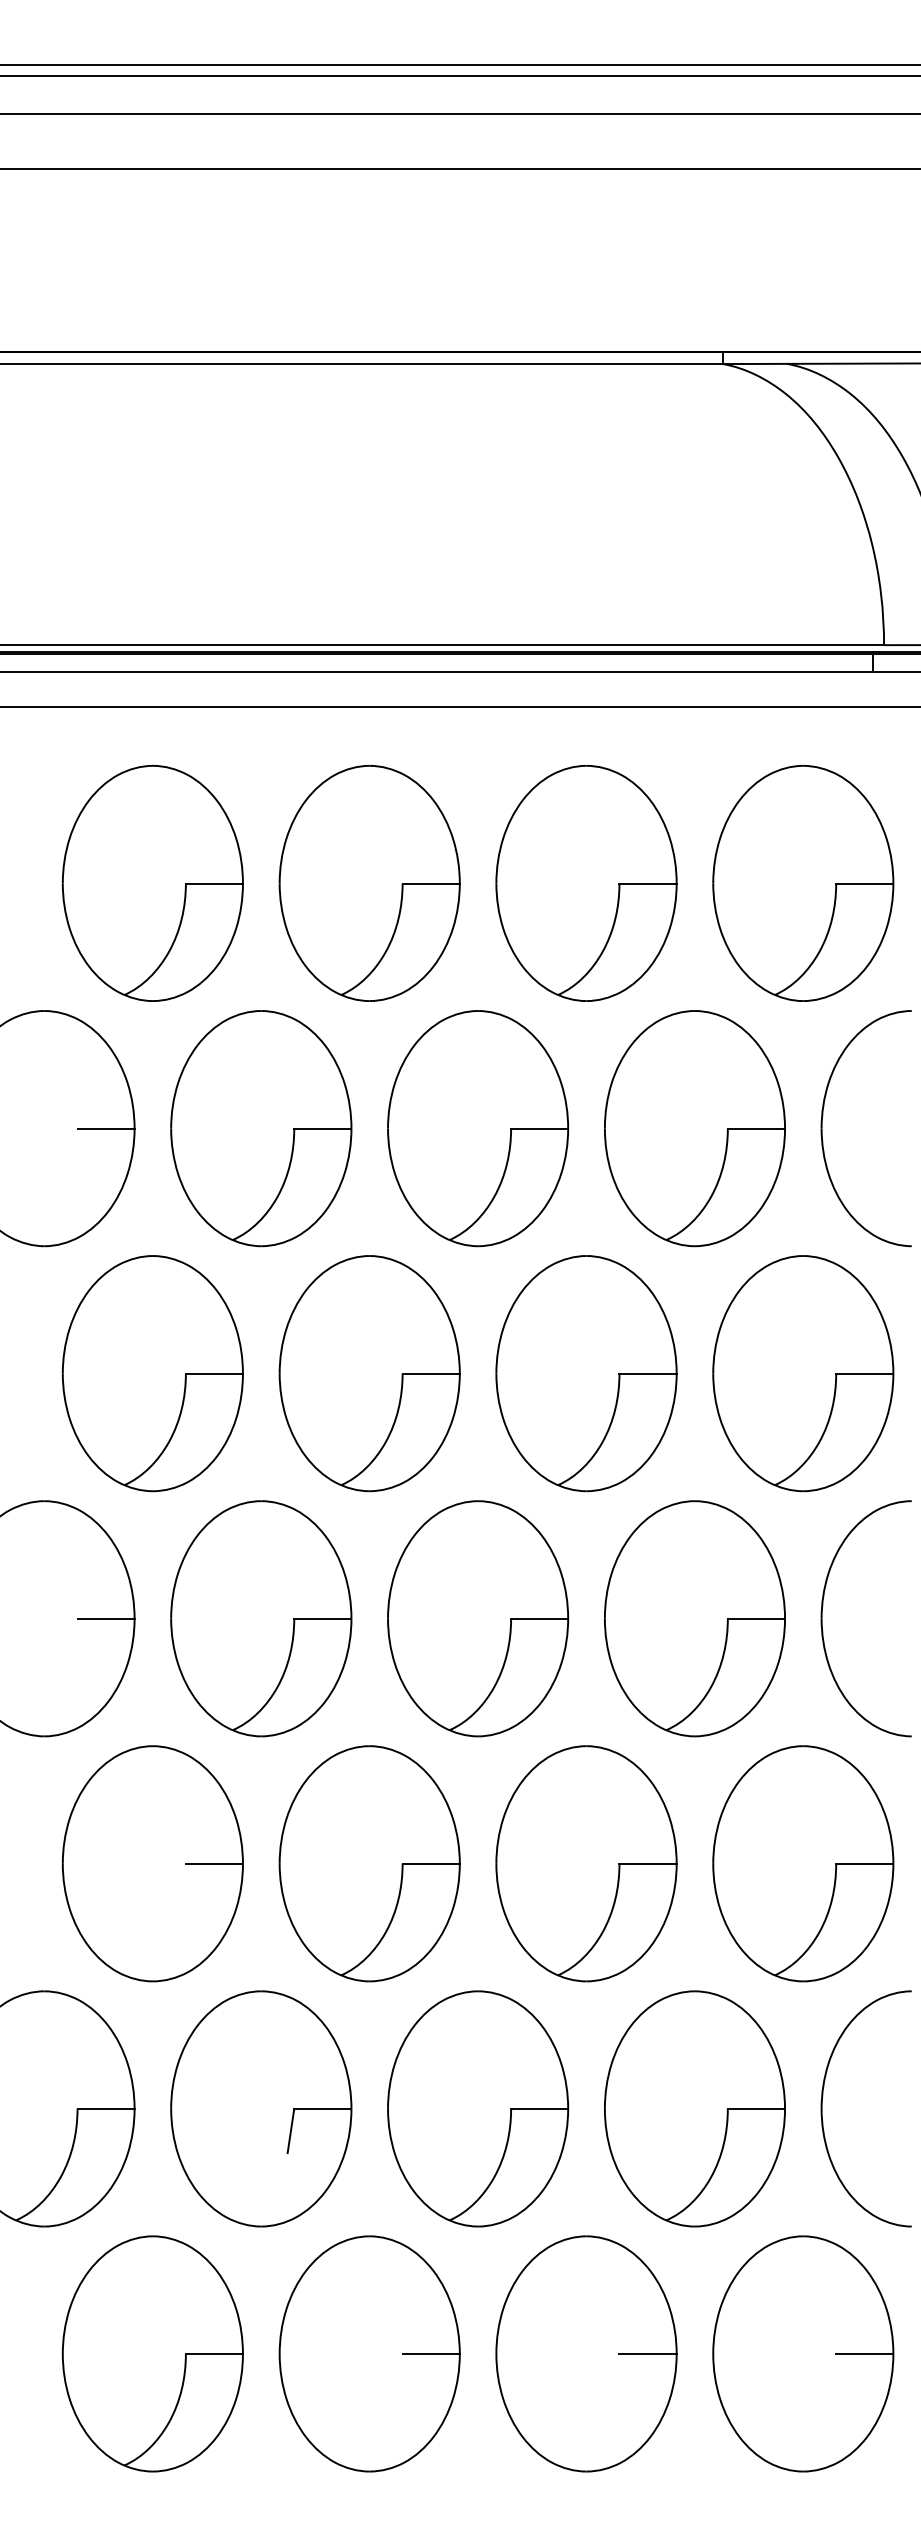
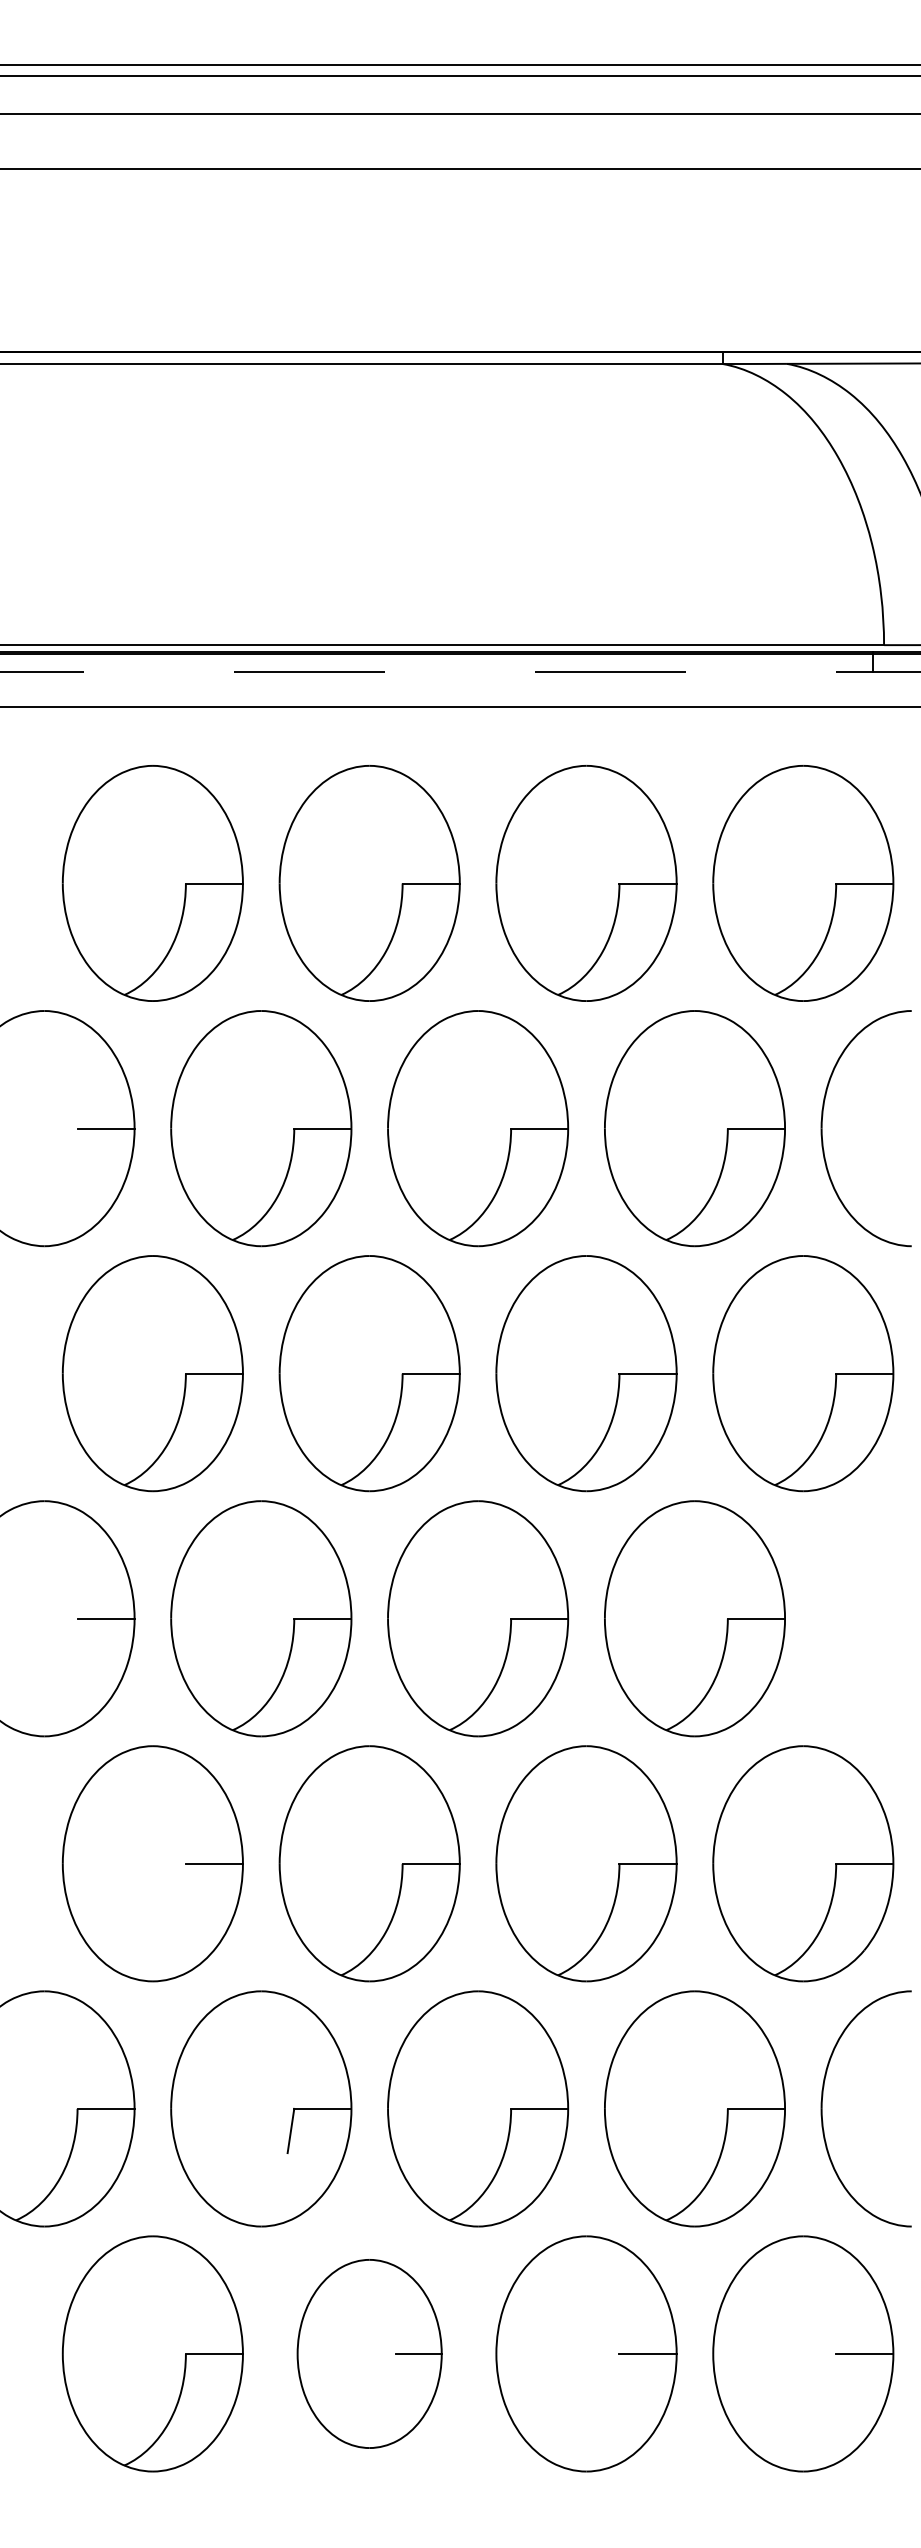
line: solid -> dashed (460, 672)
part: present -> none (822, 1618)
part size: 183x238 px -> 147x190 px (369, 2353)
